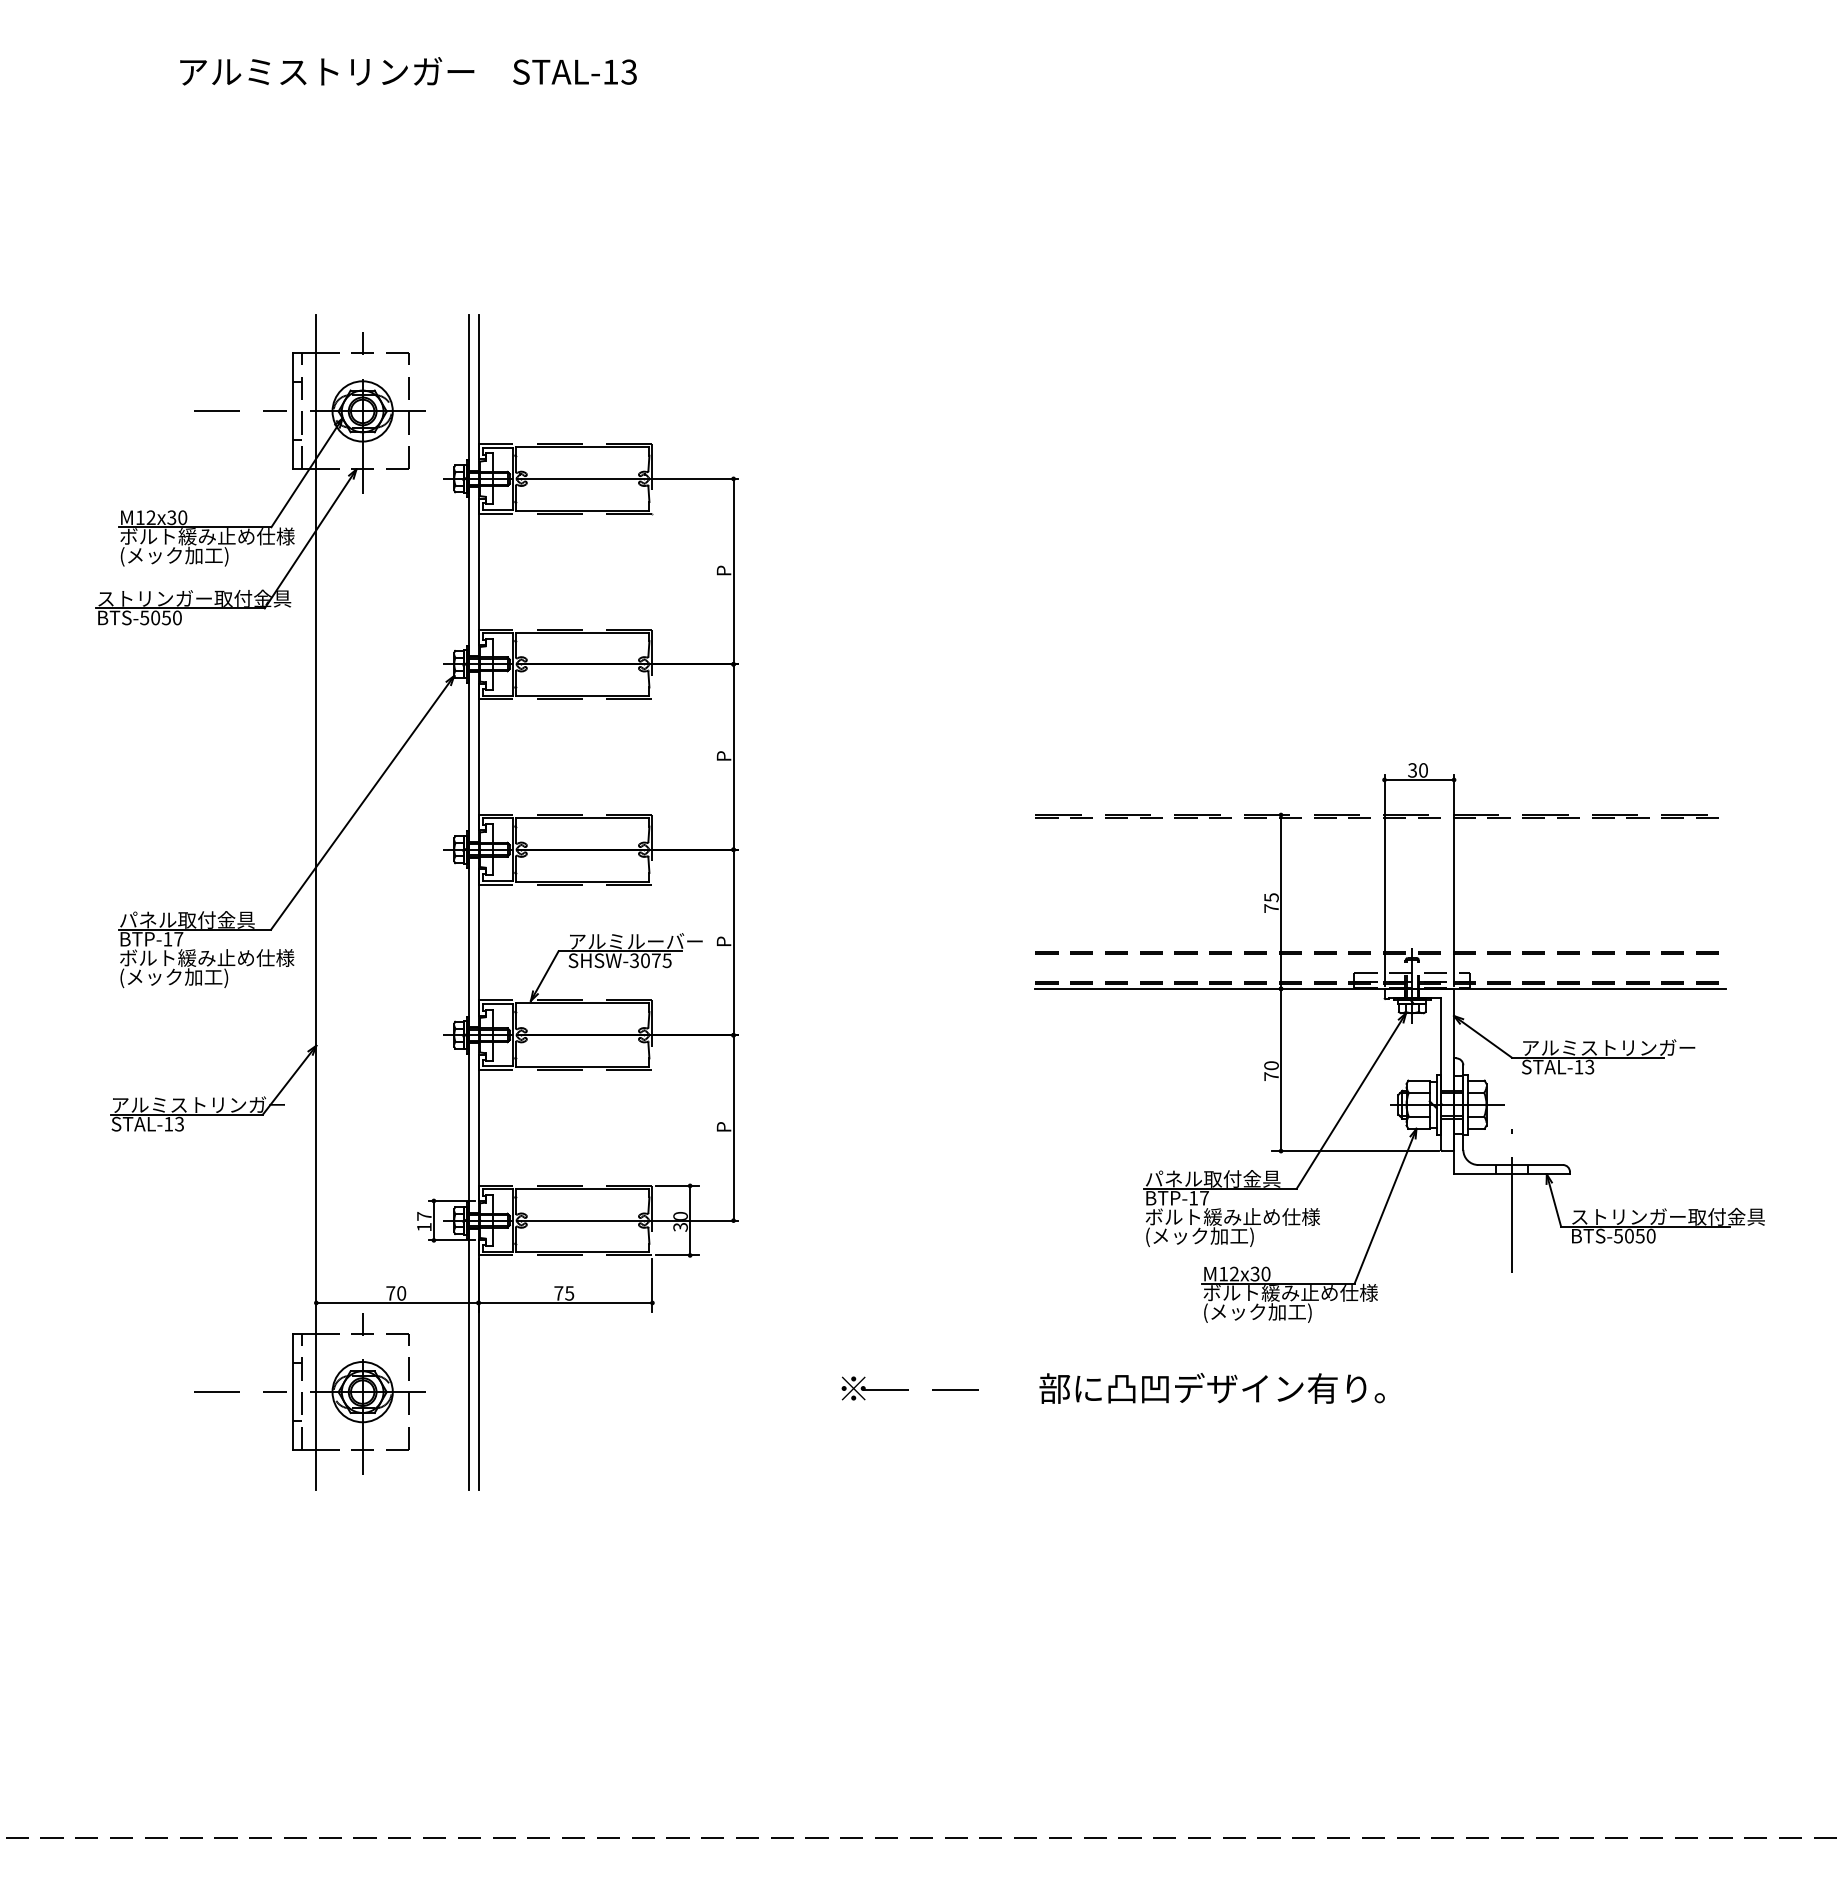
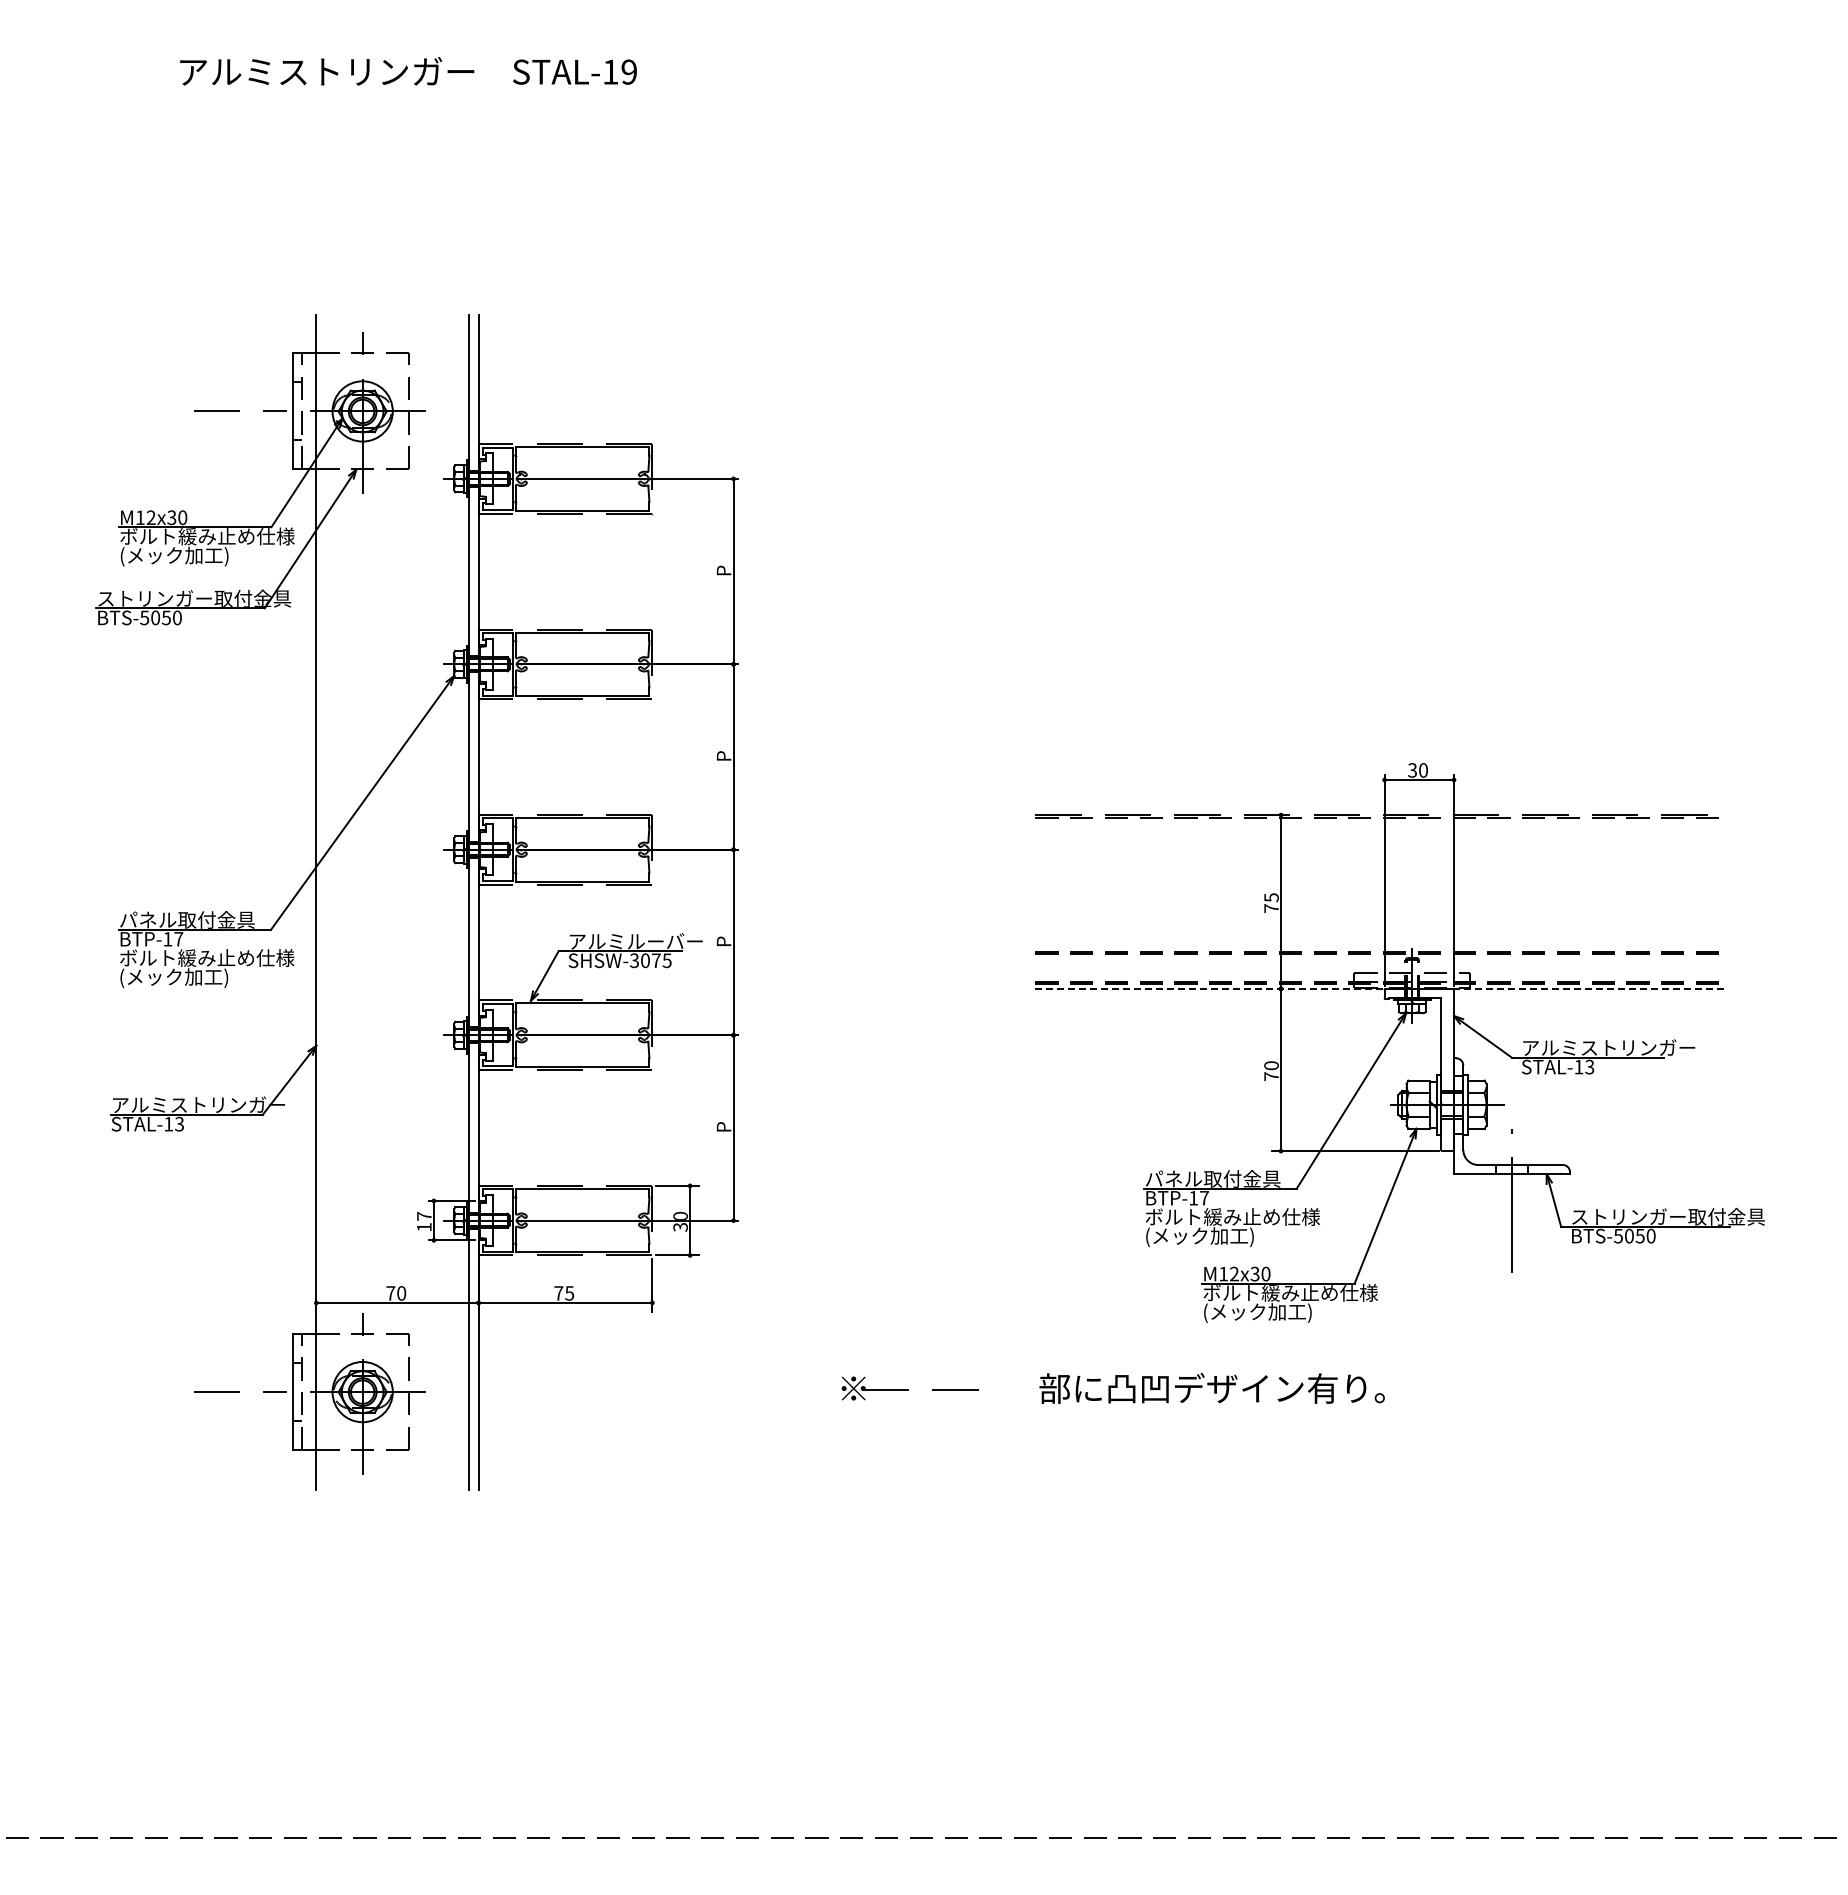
text: STAL-13 -> STAL-19 (628, 71)
line: solid -> dashed (1381, 988)
